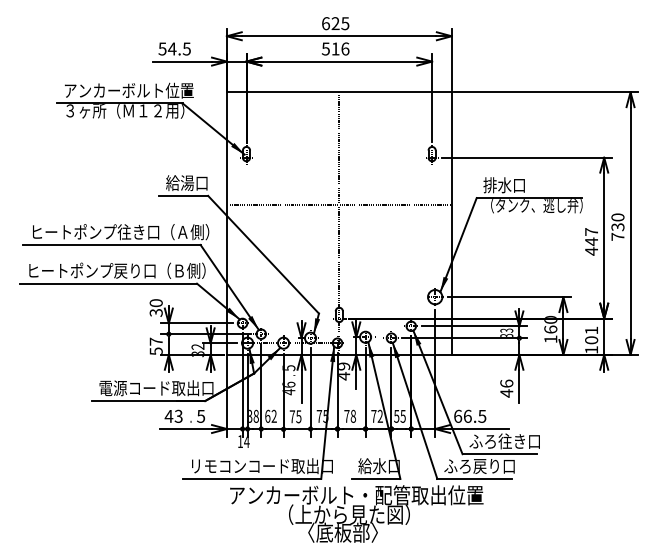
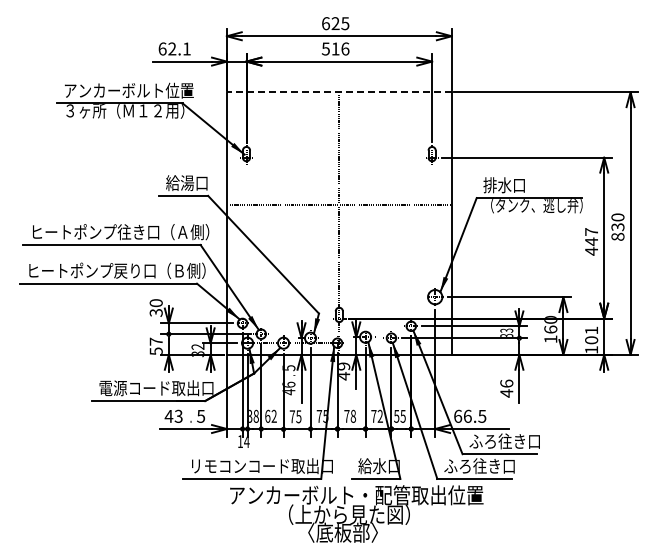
text: 54.5 -> 62.1 (174, 48)
line: solid -> dashed (338, 92)
text: 730 -> 830 (617, 236)
text: ふろ戻り口 -> ふろ往き口 (486, 465)
